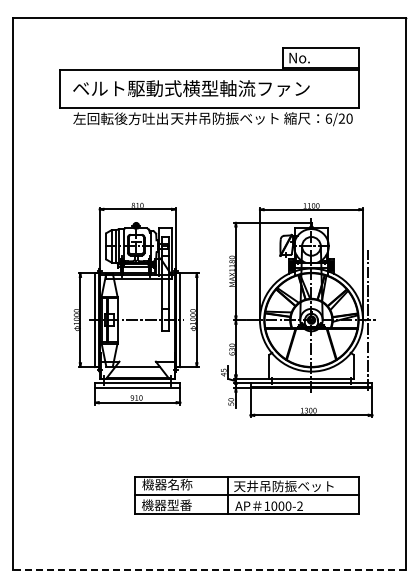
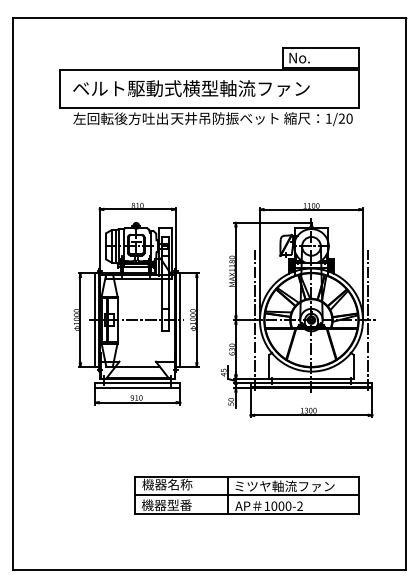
text: 6/20 -> 1/20 (328, 118)
line: none -> present (255, 320)
text: 天井吊防振ベット -> ミツヤ軸流ファン (284, 486)
line: dashed -> solid (209, 570)
